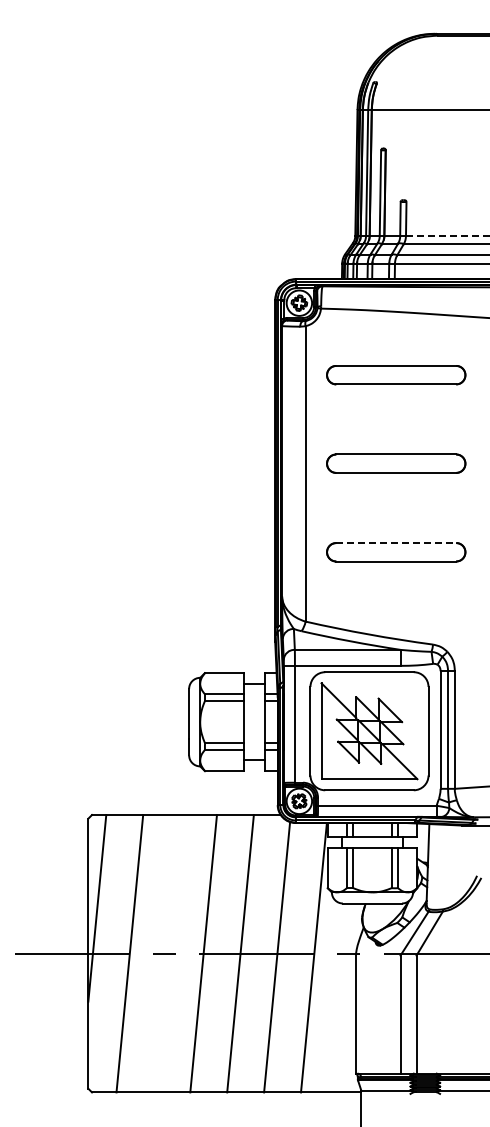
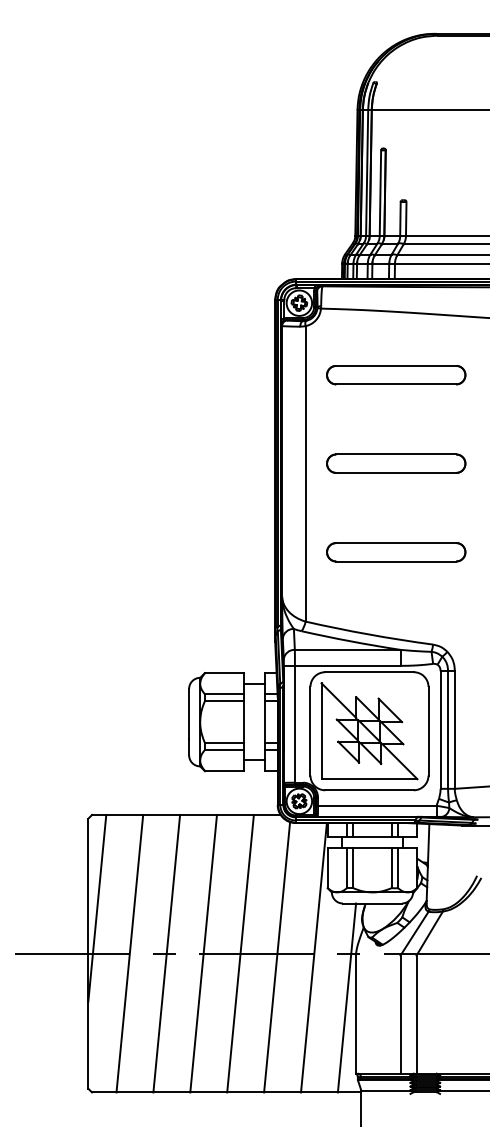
line: dashed -> solid (447, 236)
line: dashed -> solid (396, 543)
line: none -> present (166, 953)
line: none -> present (346, 997)
